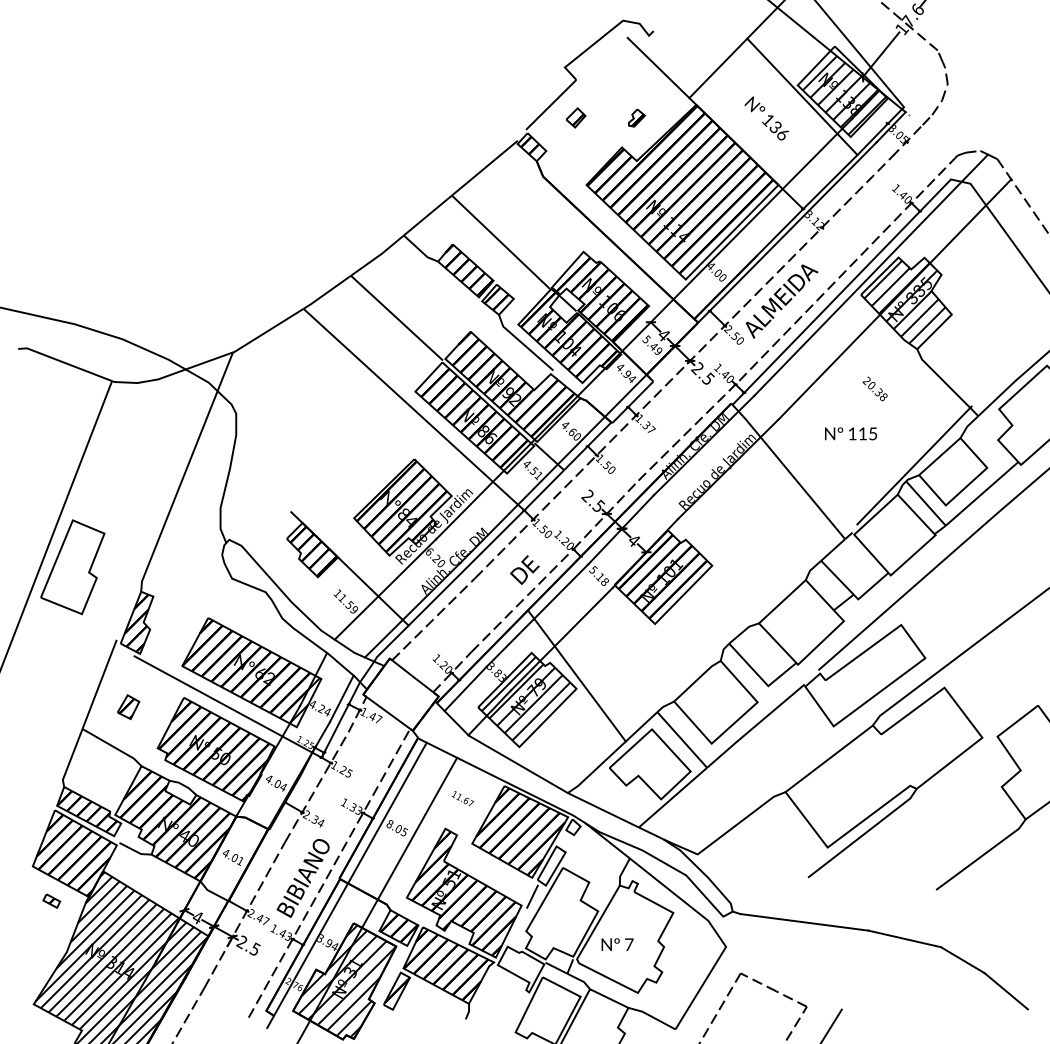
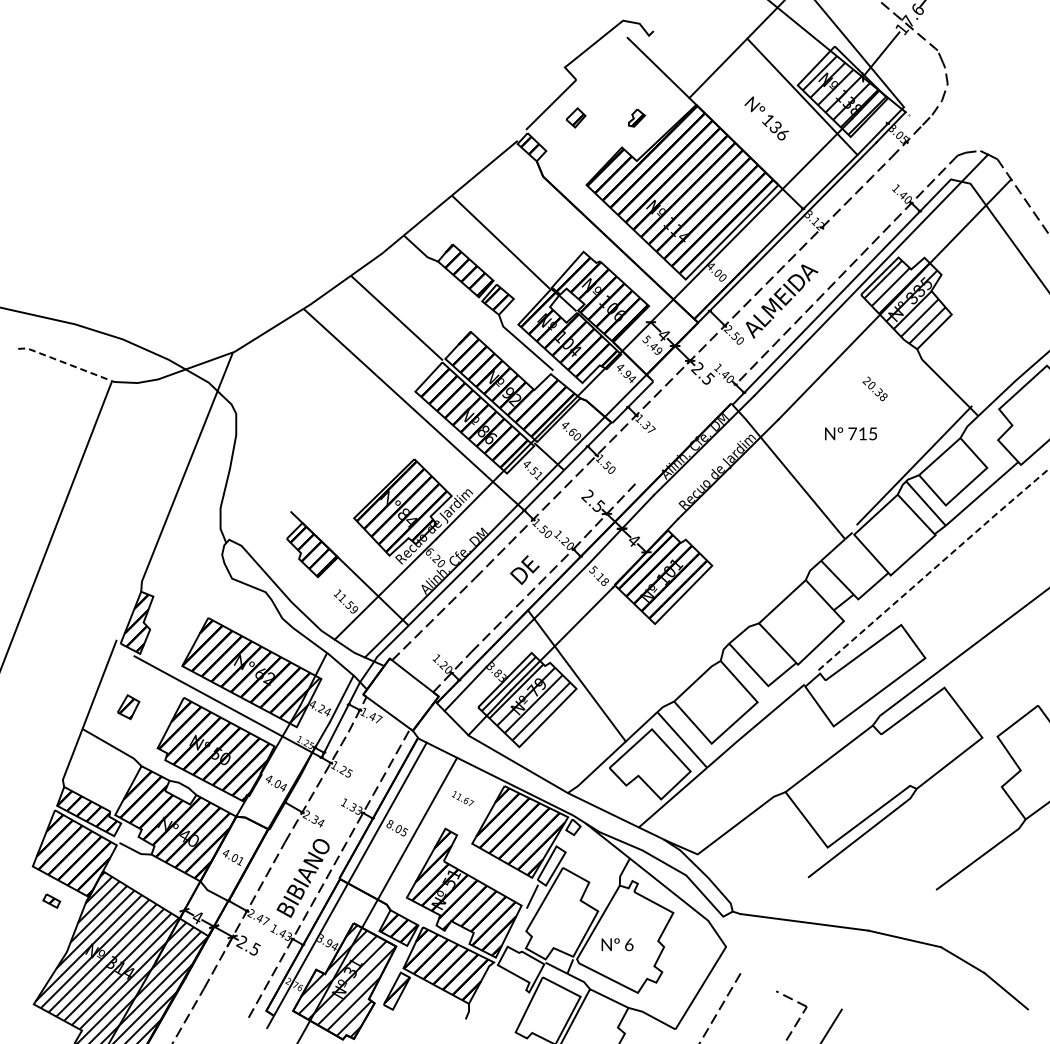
line: solid -> dashed (64, 362)
line: present -> none (688, 430)
text: 115 -> 715 (852, 433)
part: present -> none (72, 567)
line: solid -> dashed (934, 568)
text: 7 -> 6 (629, 944)
line: present -> none (758, 982)
